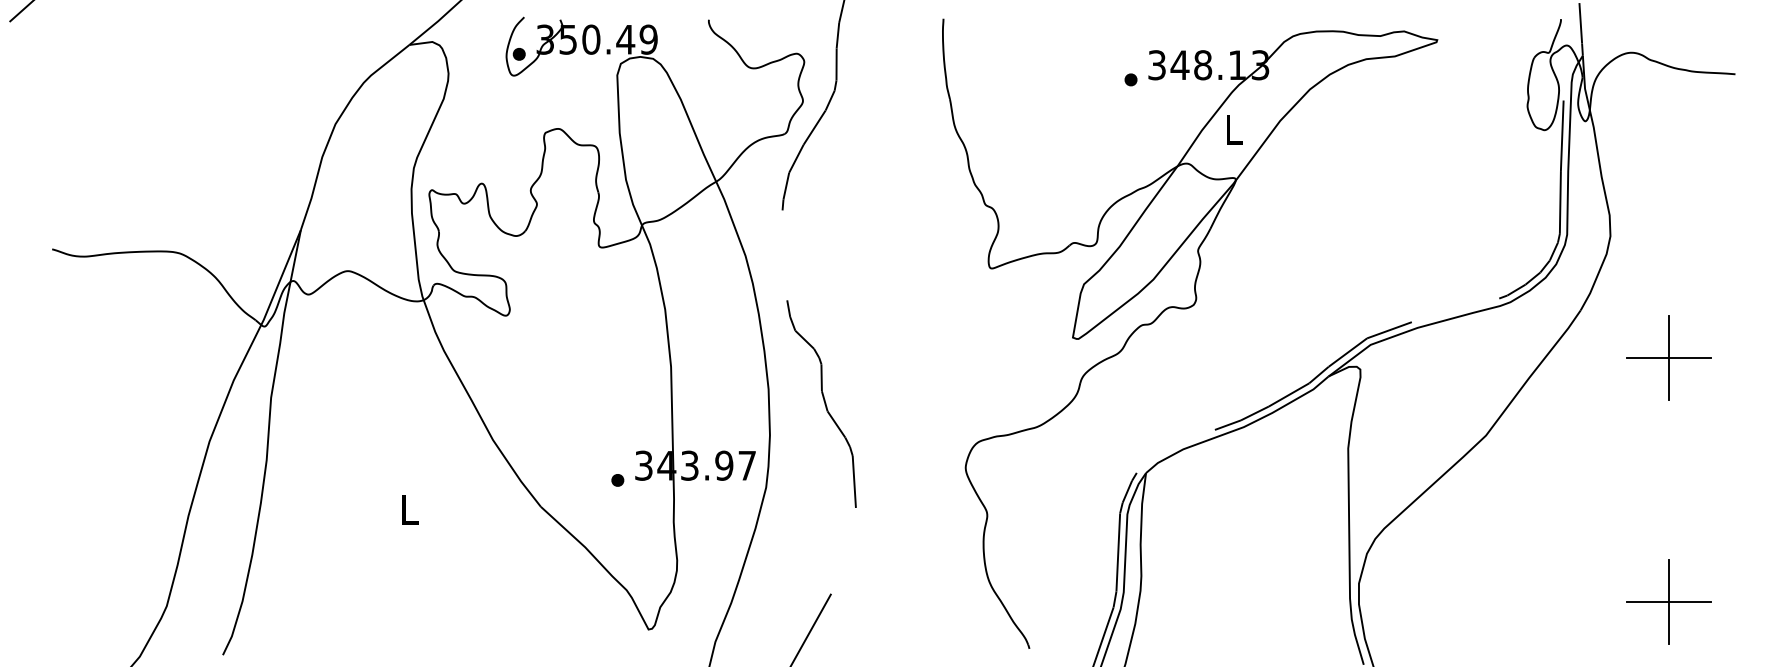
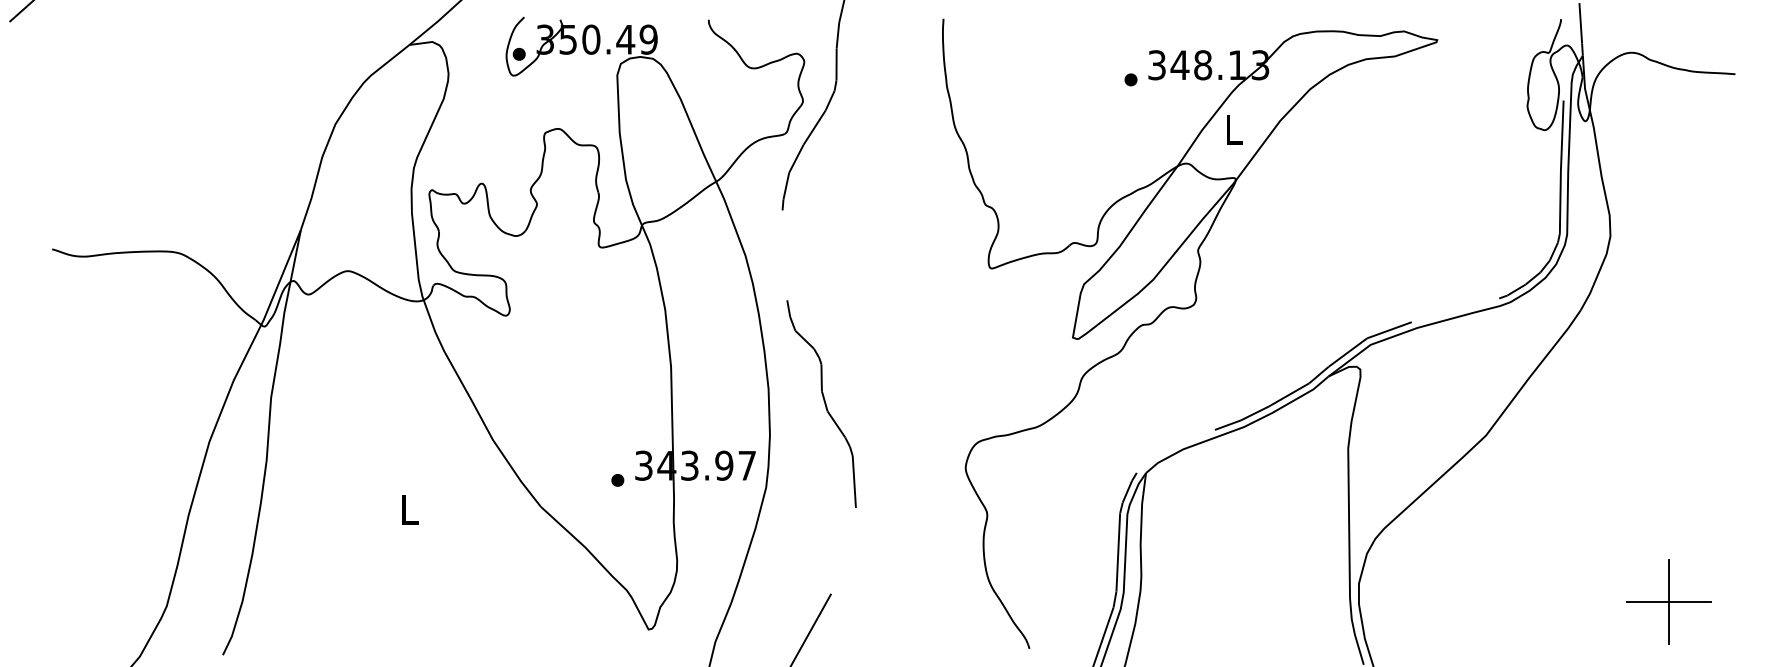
part: present -> none (1668, 357)
